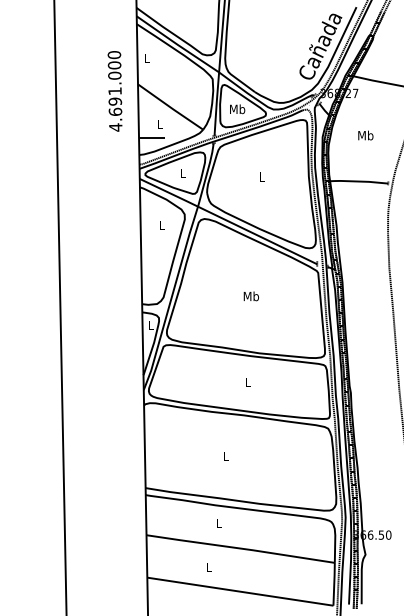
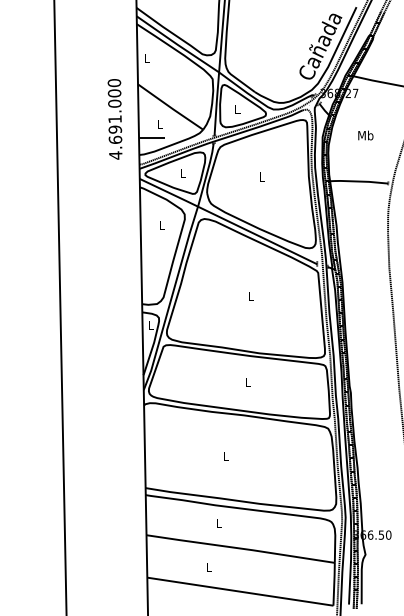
text position: (114, 91) -> (114, 119) (114, 119)
text: Mb -> L (237, 109)
text: Mb -> L (251, 296)
